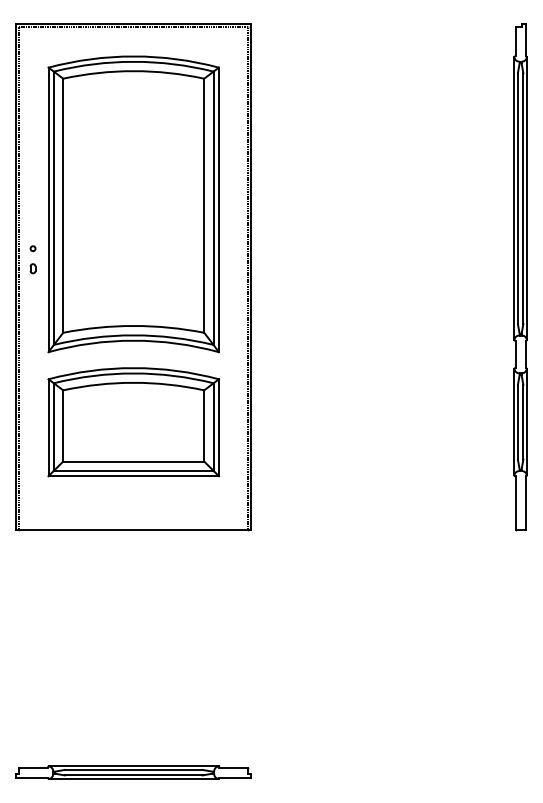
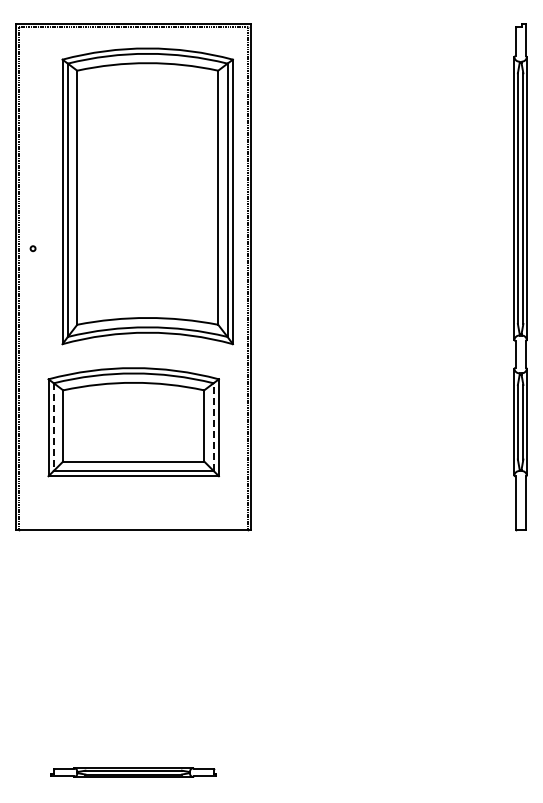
part position: (133, 204) -> (147, 196) (147, 196)
part: present -> none (32, 268)
line: solid -> dashed (53, 427)
line: solid -> dashed (213, 427)
part size: 237x15 px -> 167x11 px (133, 772)
